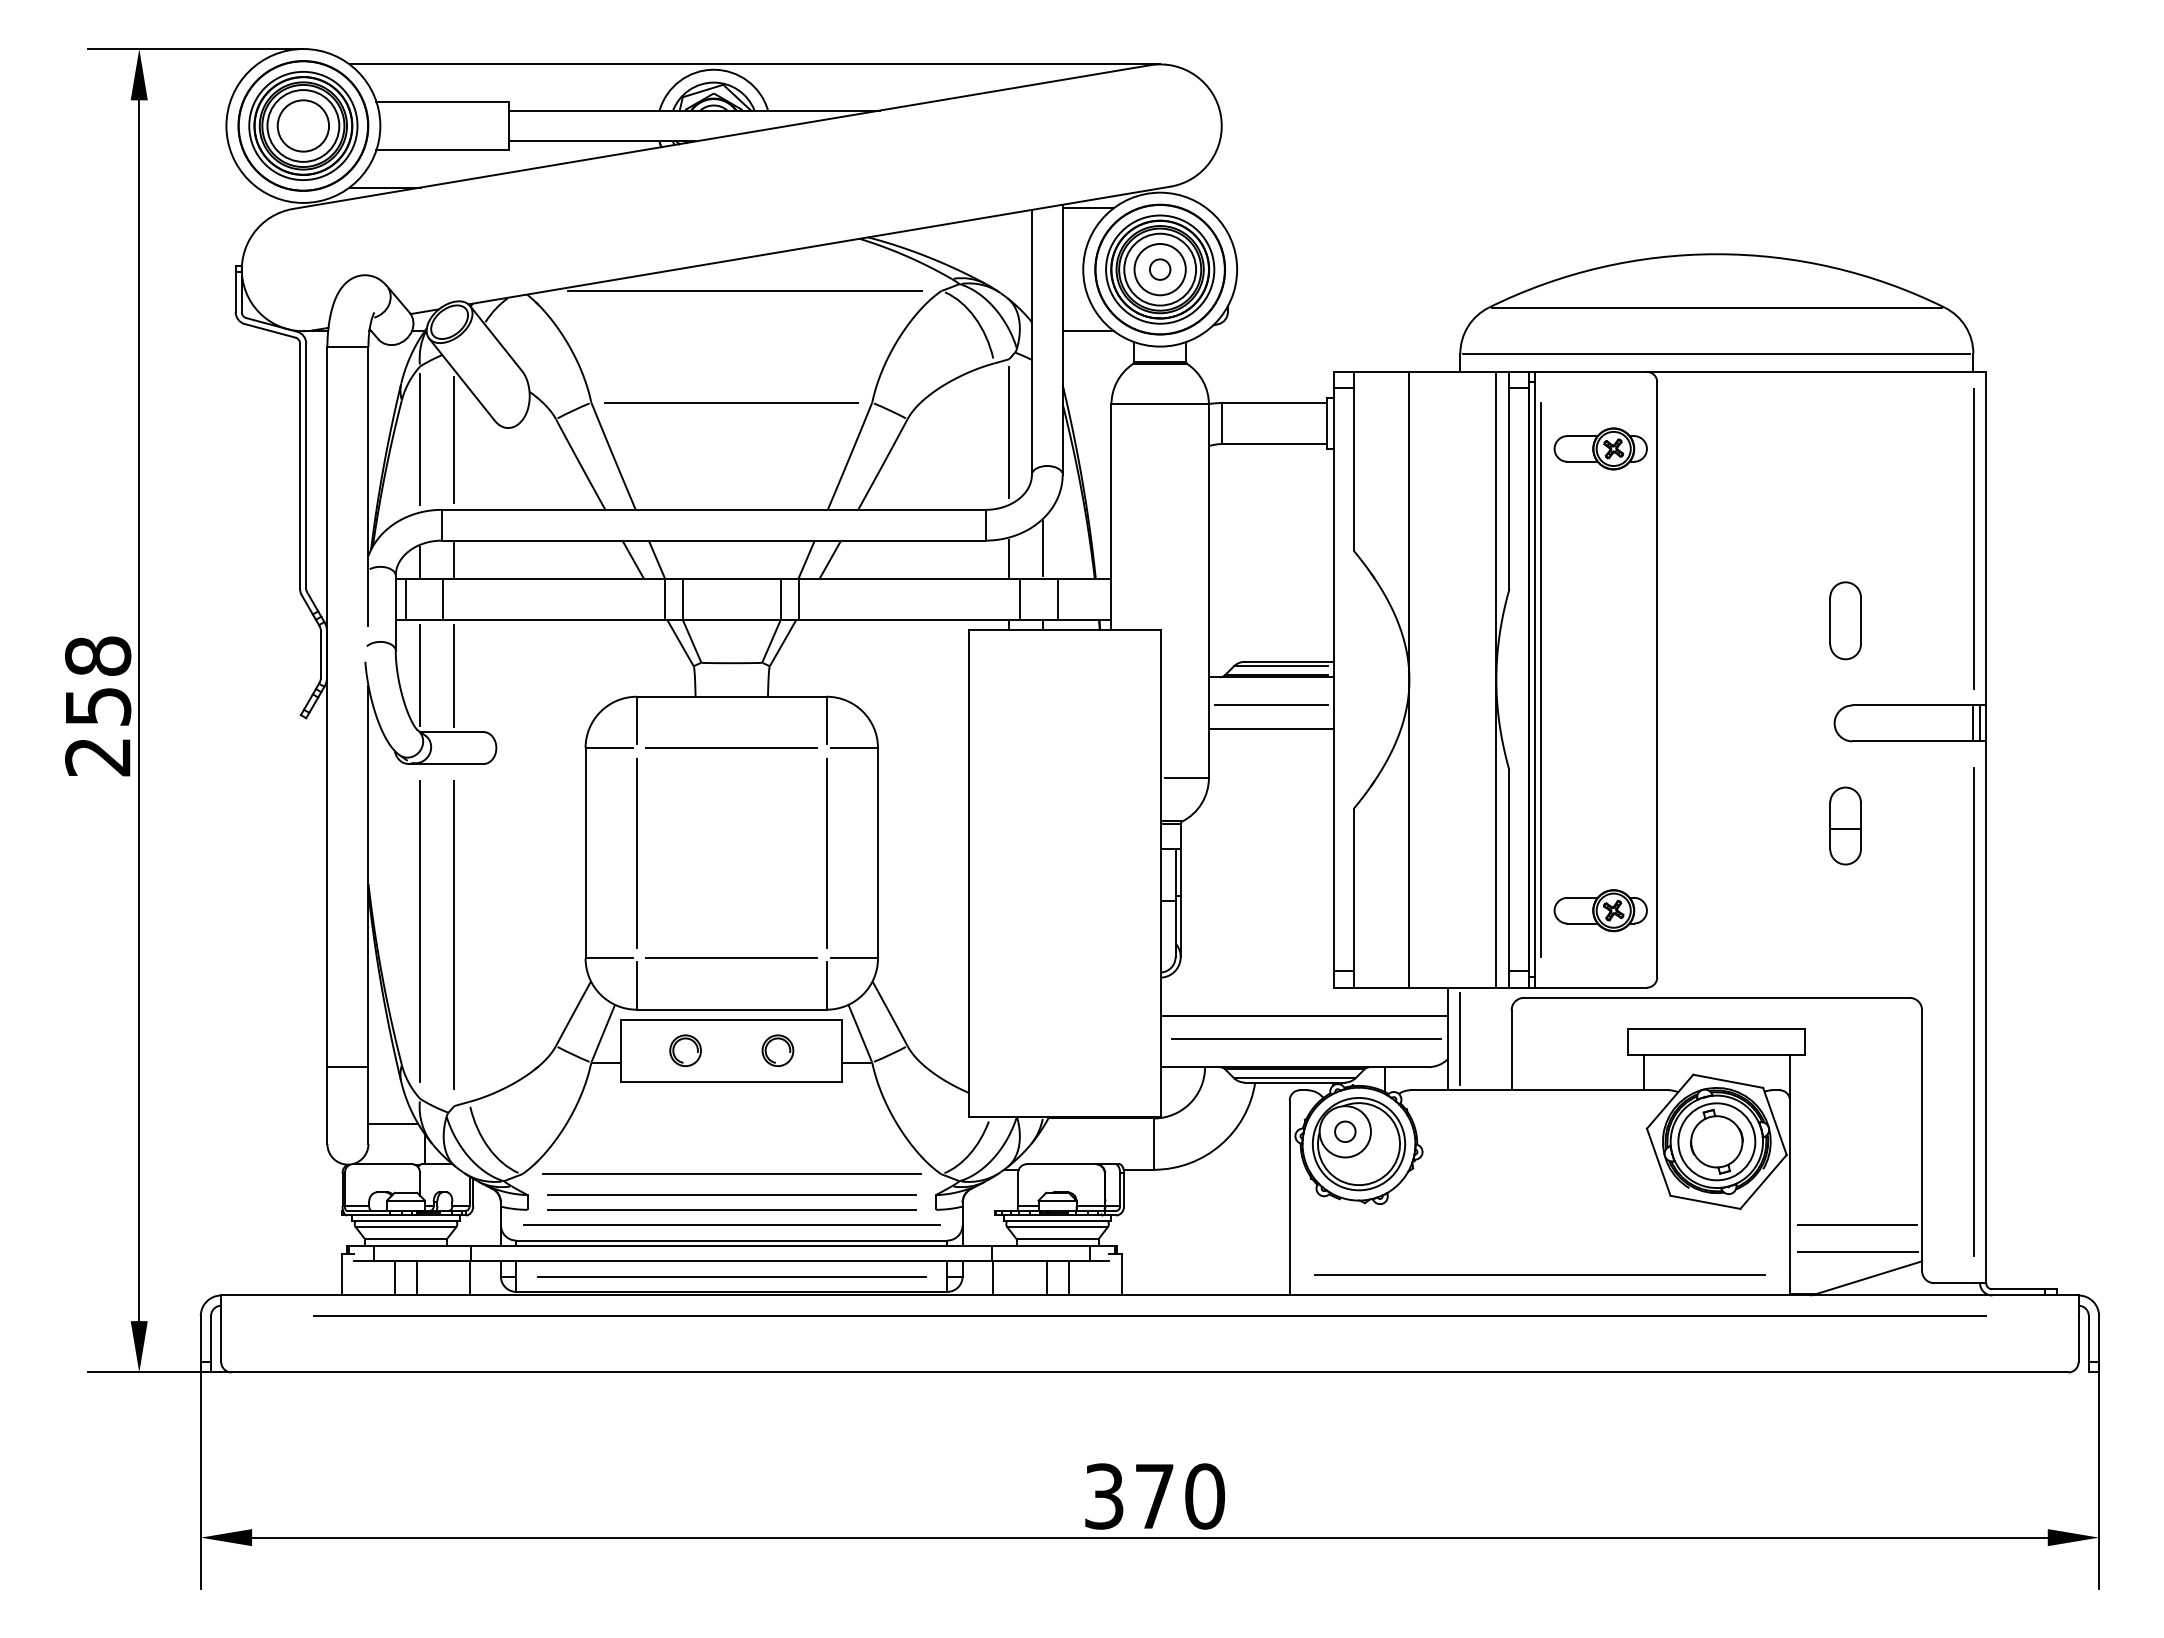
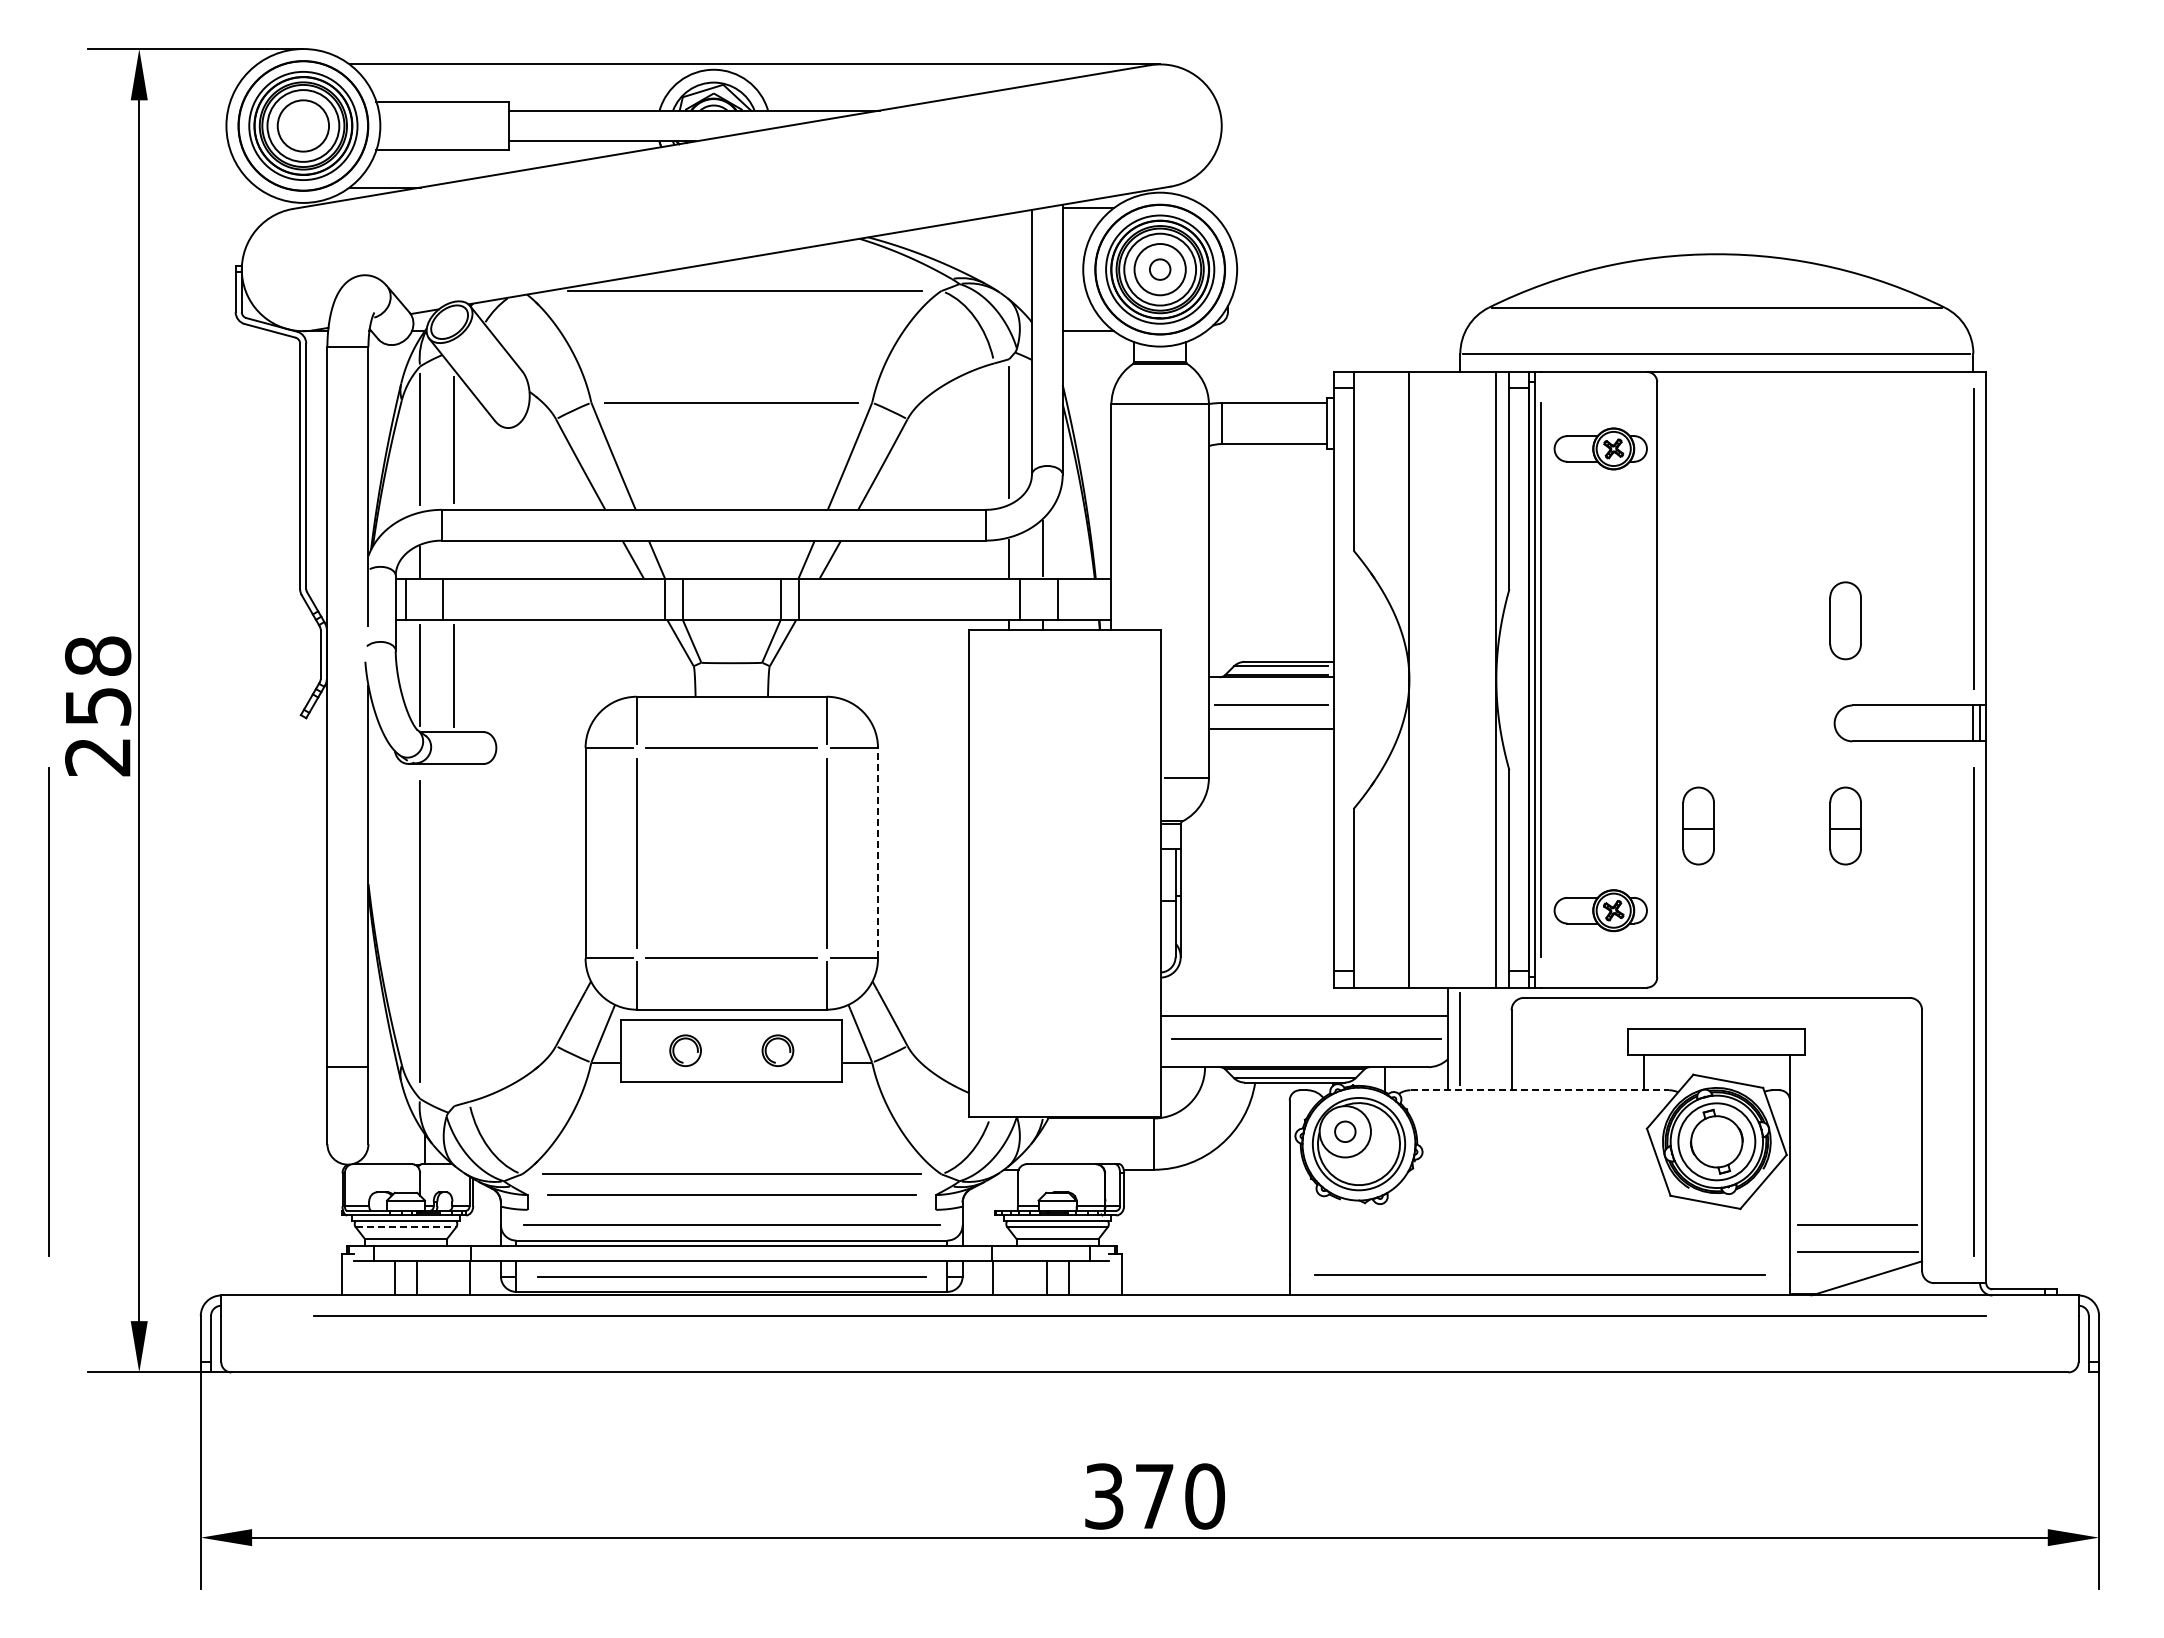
line: present -> none (454, 559)
part: none -> present (1698, 825)
line: solid -> dashed (878, 852)
line: present -> none (453, 934)
line: none -> present (48, 1011)
line: solid -> dashed (1540, 1090)
line: present -> none (393, 1123)
line: present -> none (731, 1209)
line: solid -> dashed (406, 1227)
